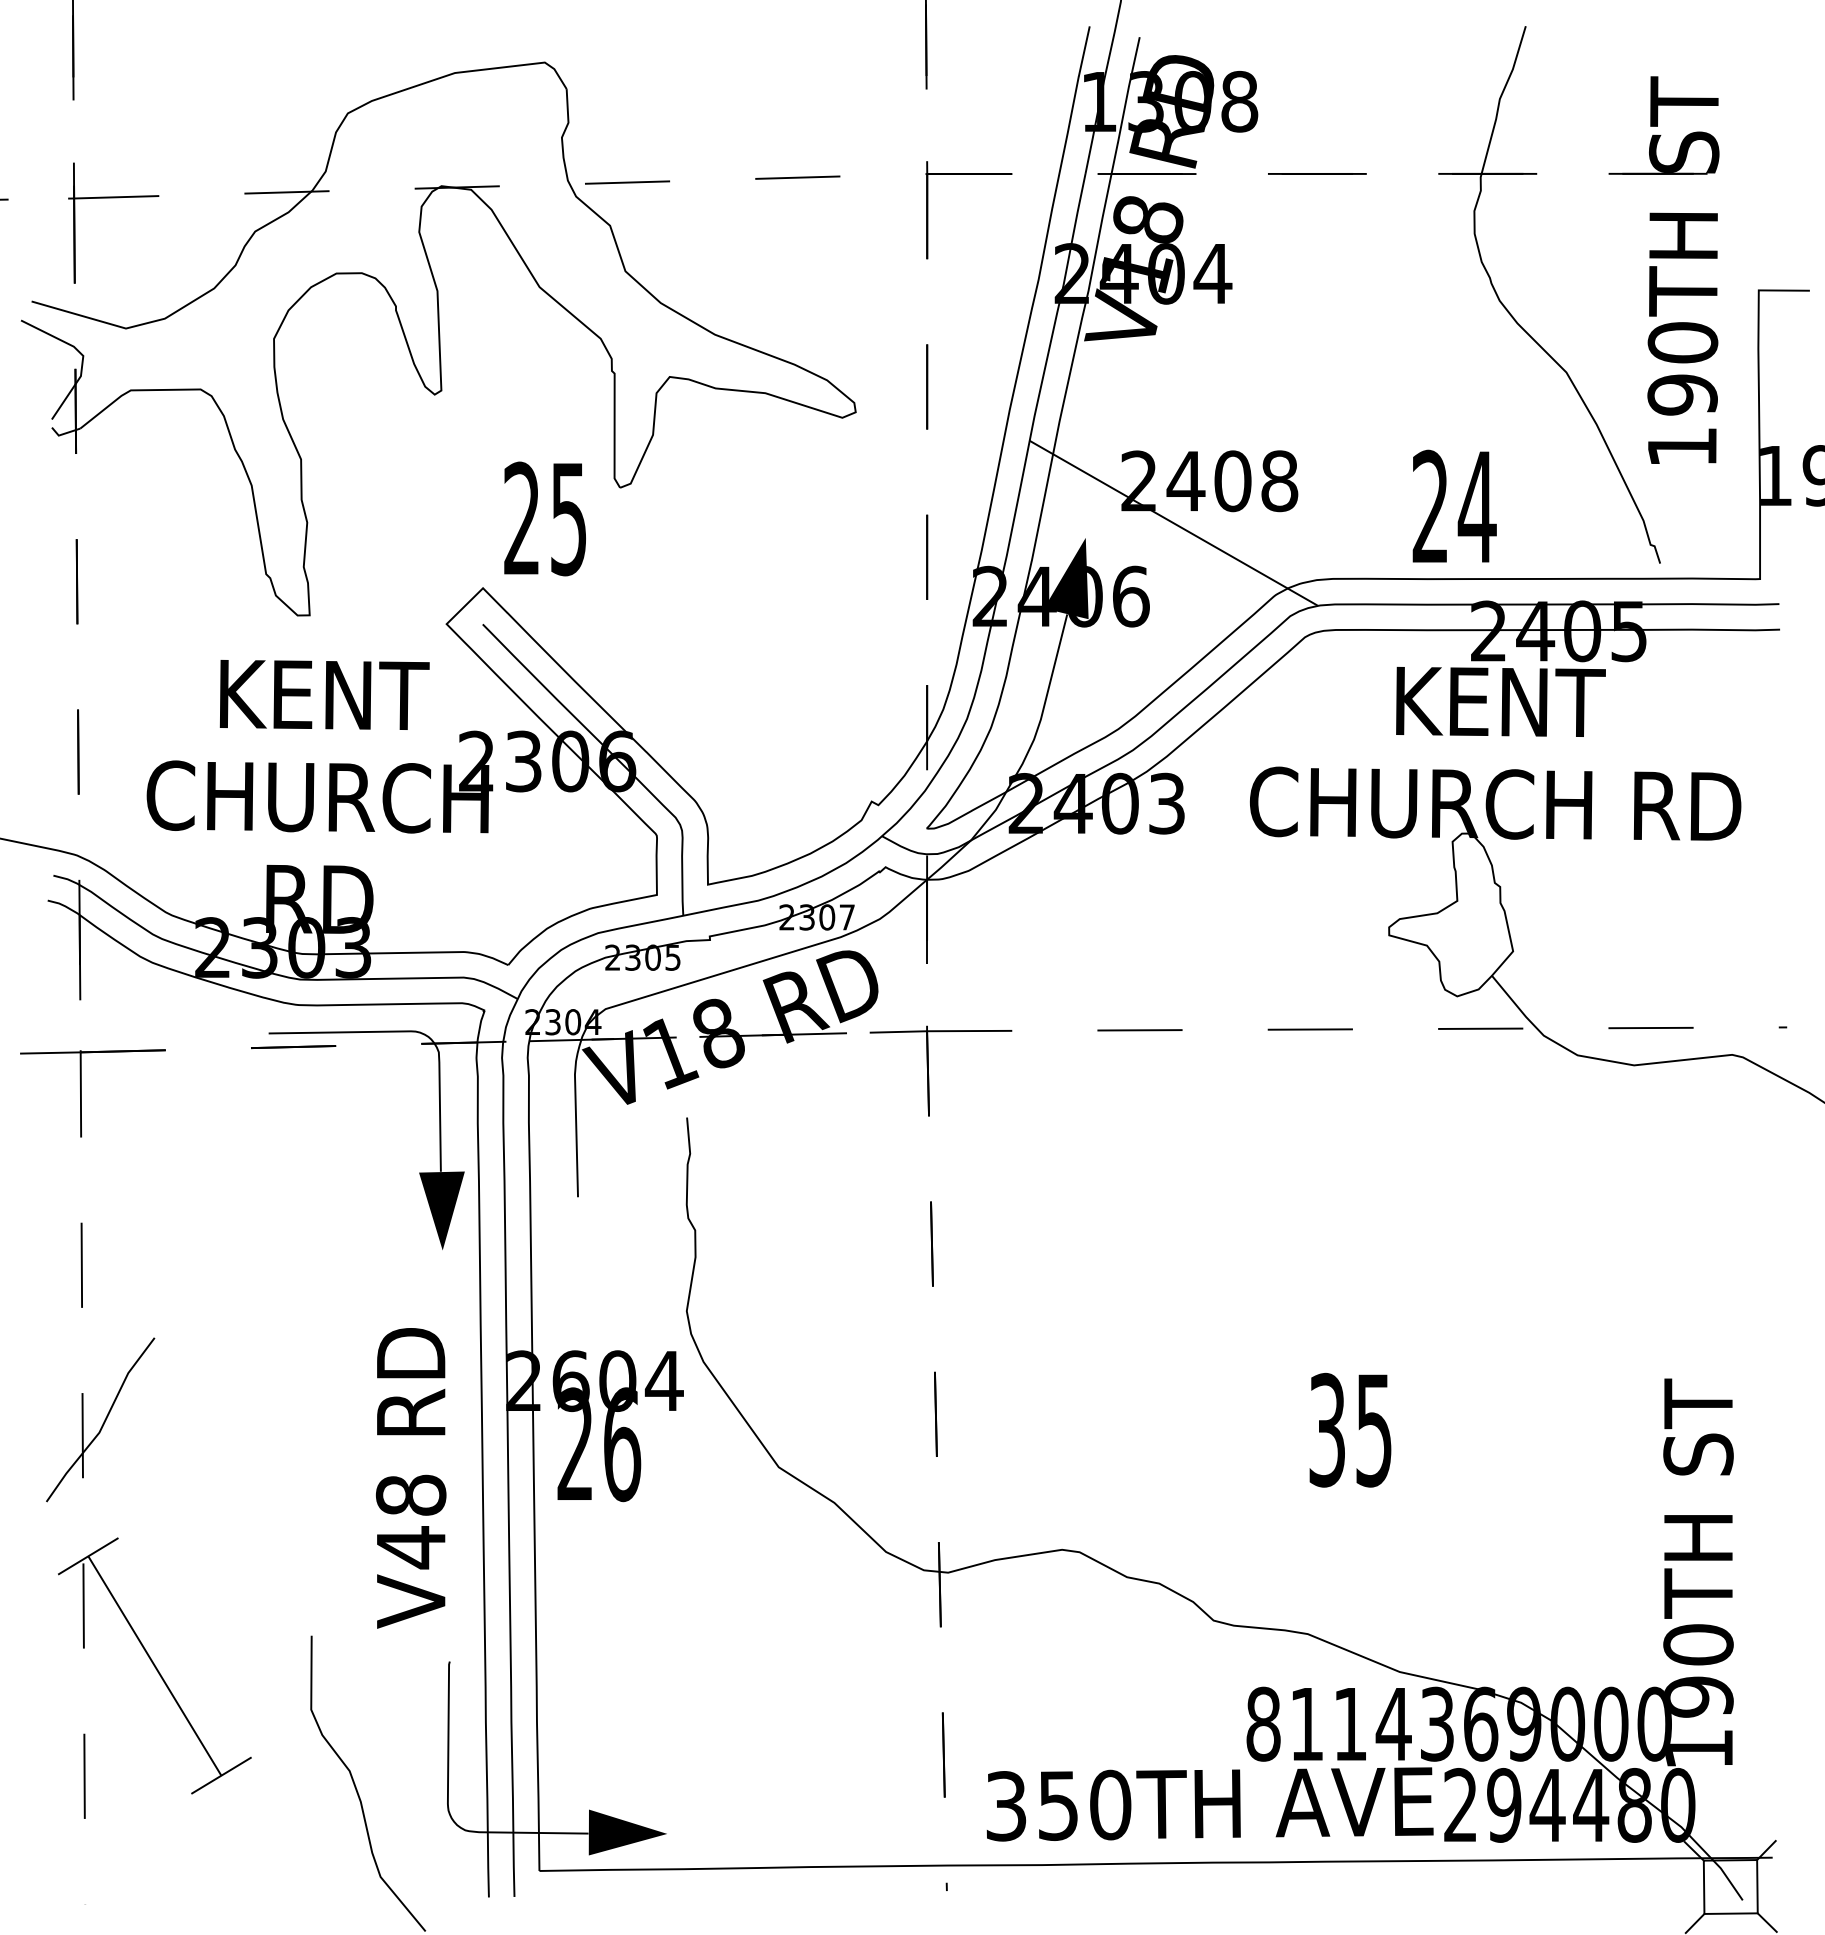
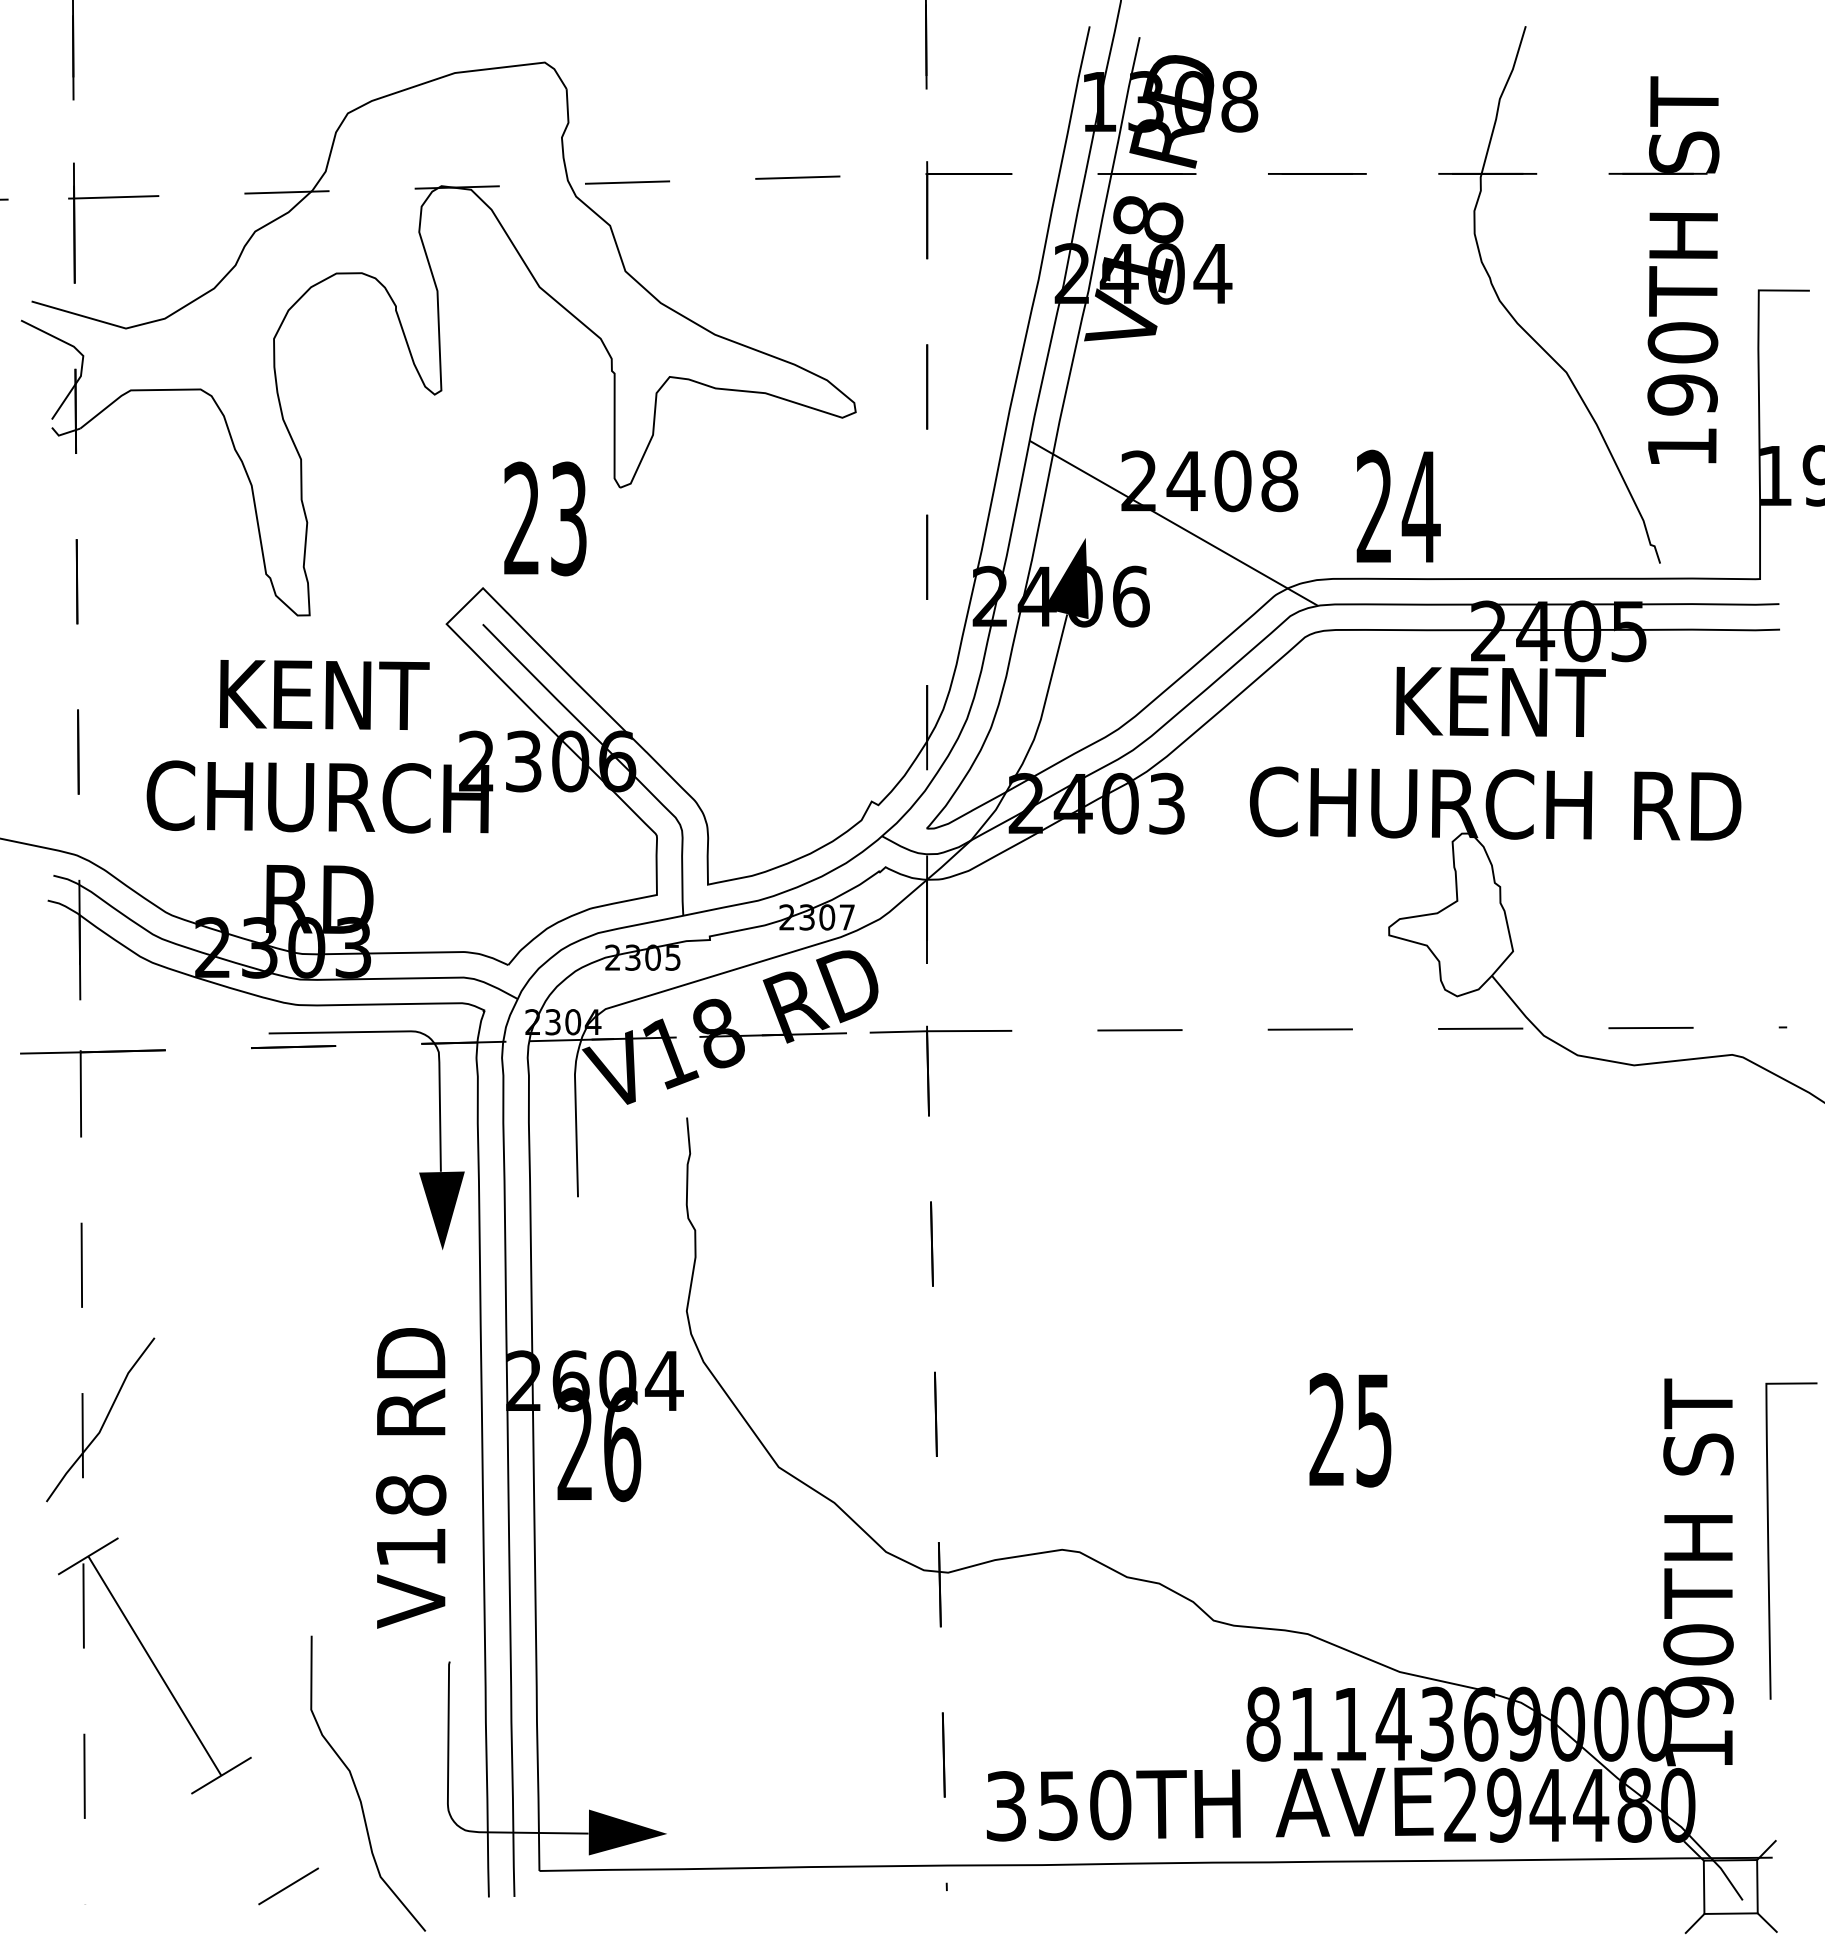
text position: (1454, 505) -> (1398, 505) (1398, 505)
text: 25 -> 23 (568, 518)
text: 35 -> 25 (1326, 1430)
curve: none -> present (1769, 1540)
text: V48 -> V18 (411, 1547)
line: none -> present (288, 1886)
